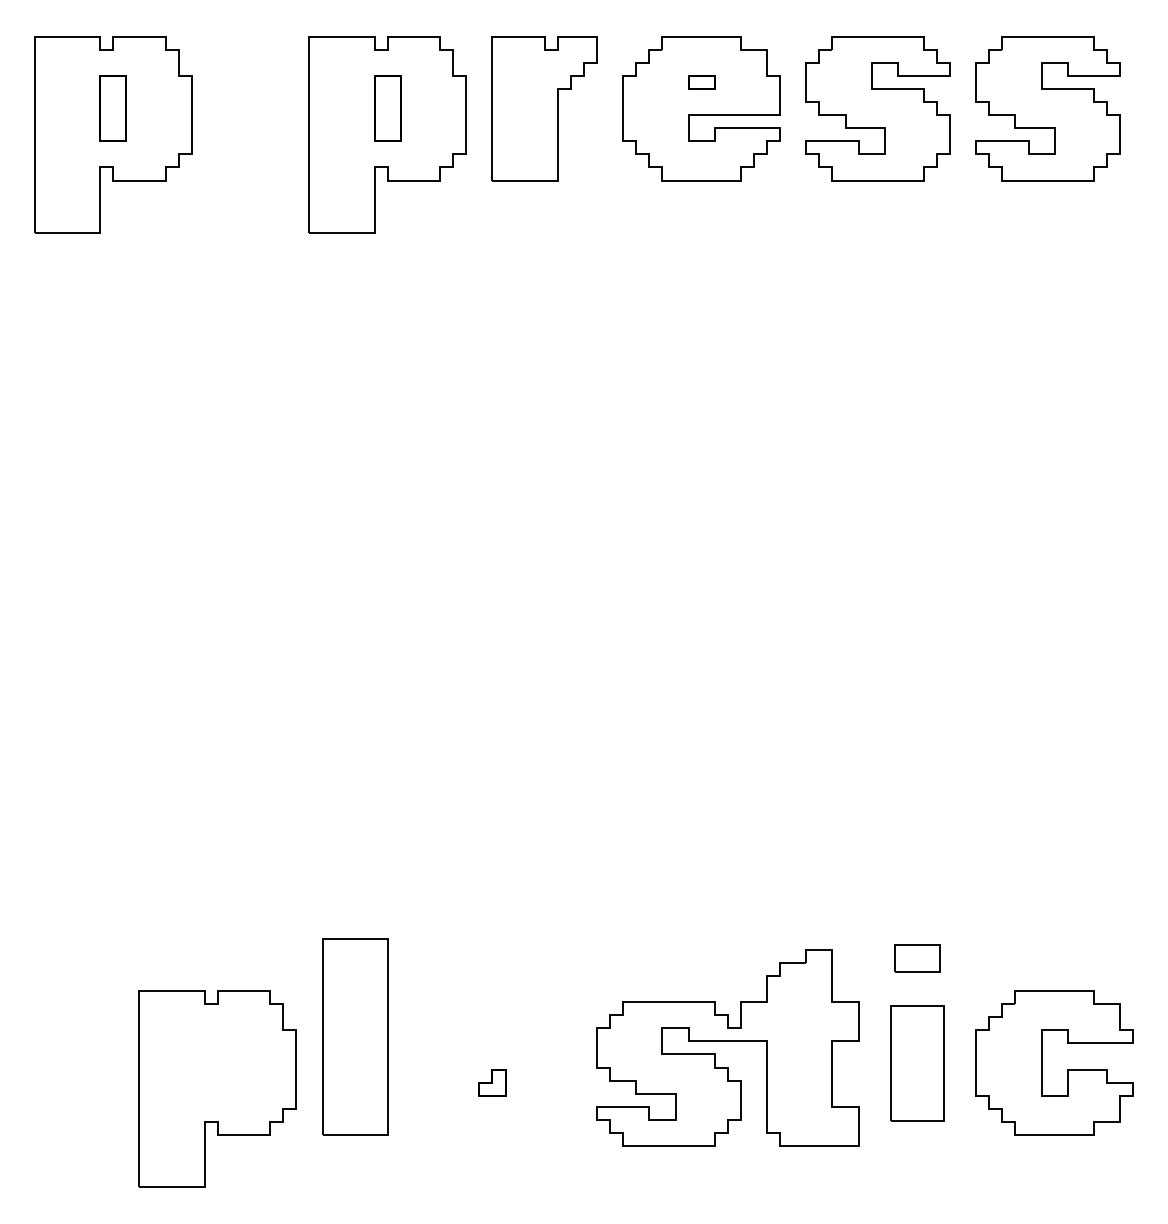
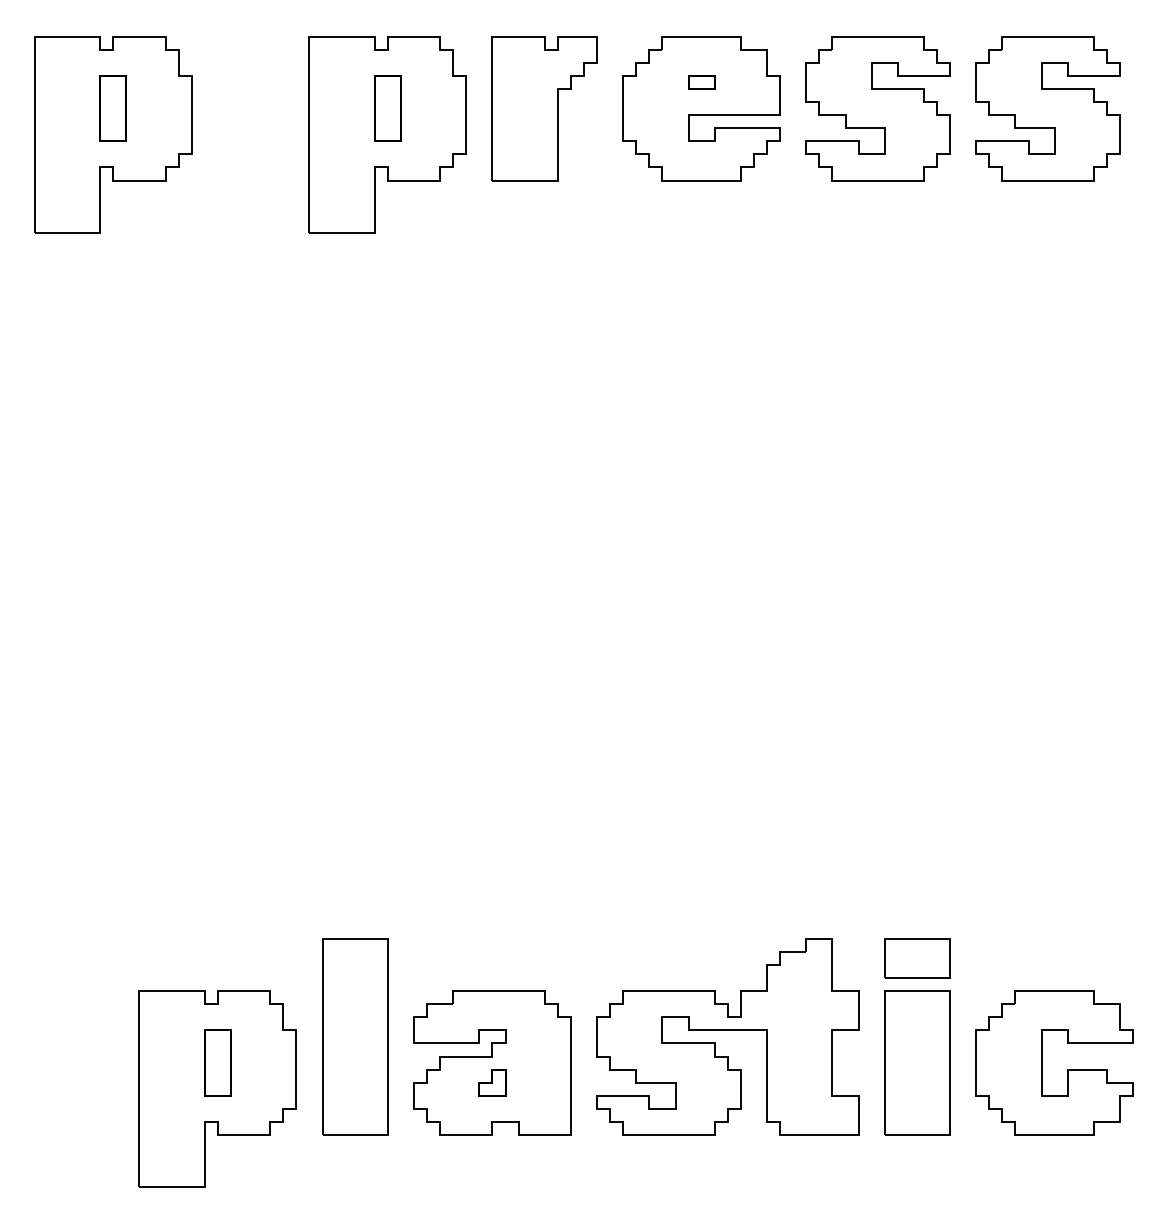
part size: 47x29 px -> 67x41 px (917, 958)
part position: (727, 1047) -> (727, 1036) (727, 1036)
part: none -> present (217, 1062)
part: none -> present (492, 1062)
part size: 55x117 px -> 67x146 px (917, 1062)
